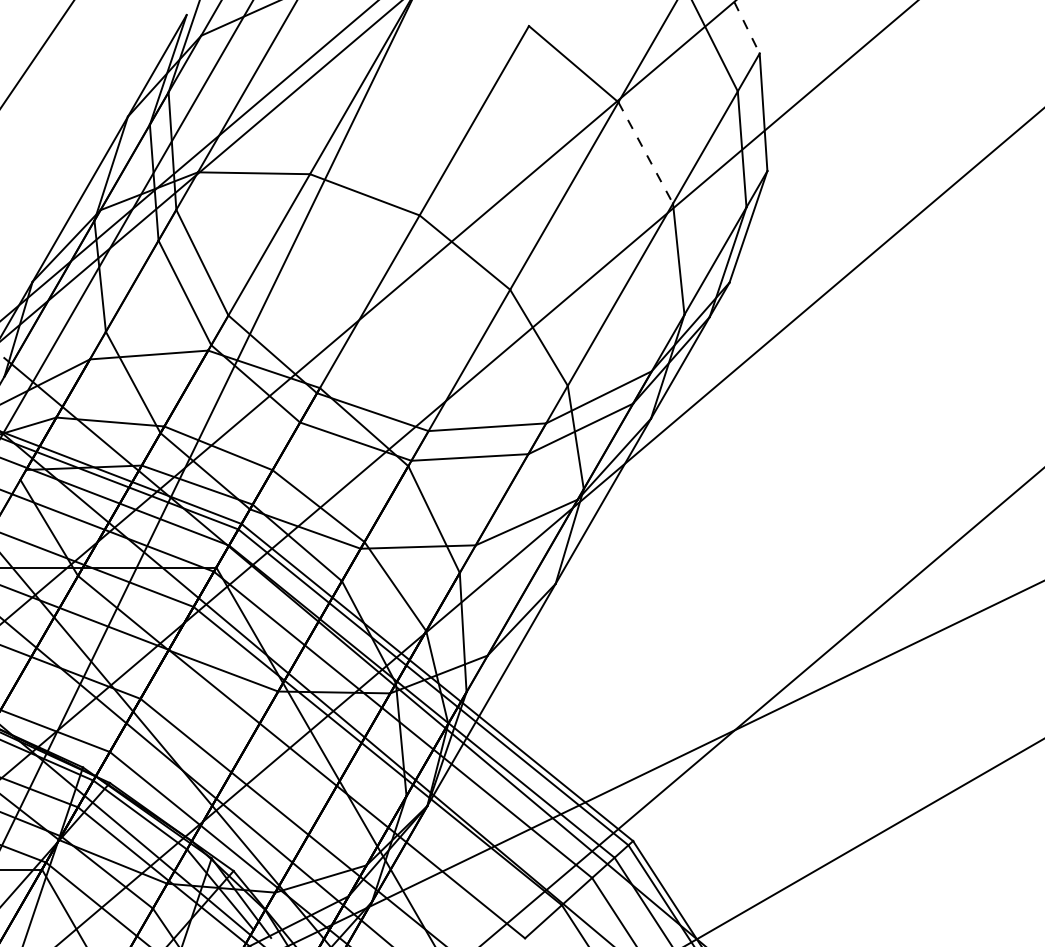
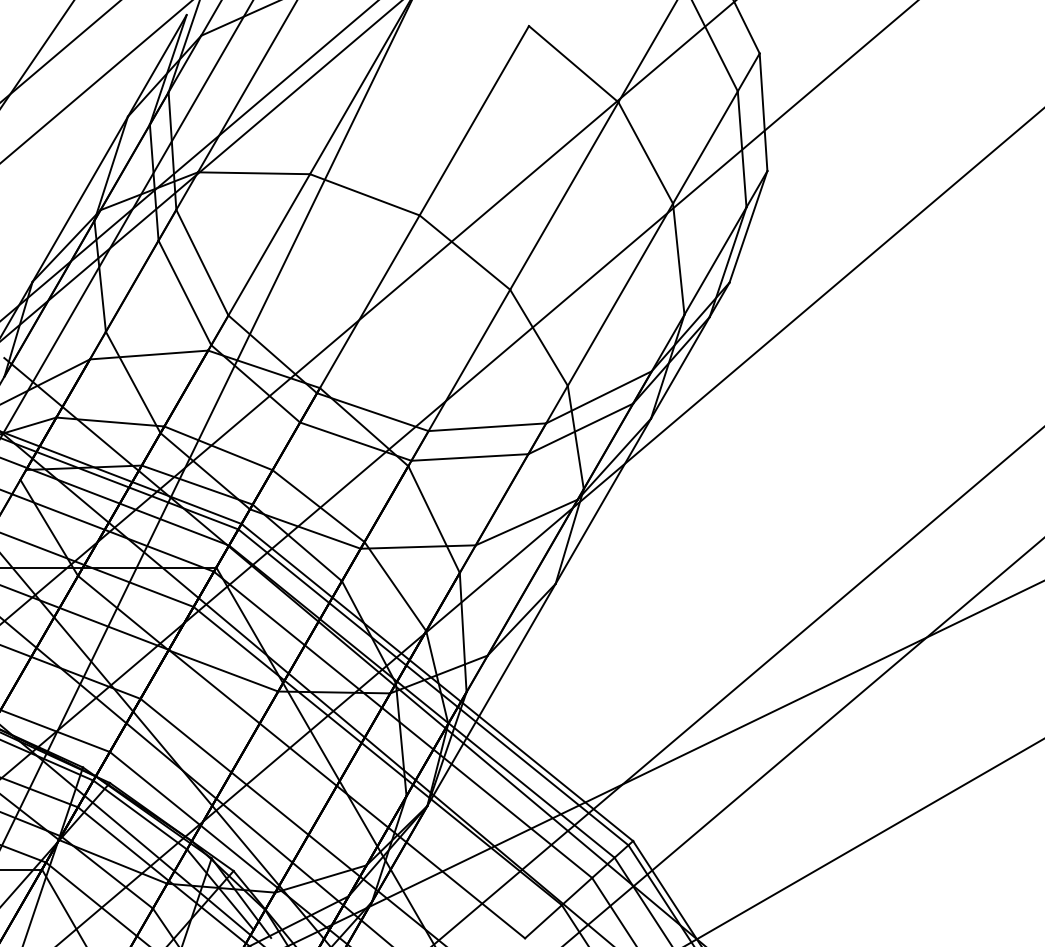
line: dashed -> solid (746, 27)
line: none -> present (60, 51)
line: none -> present (95, 81)
line: dashed -> solid (645, 152)
line position: (762, 706) -> (738, 685) (738, 685)
line: none -> present (803, 741)
